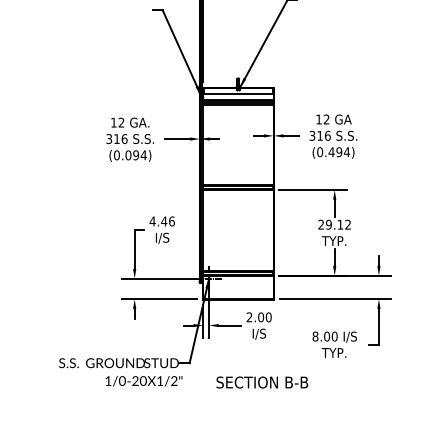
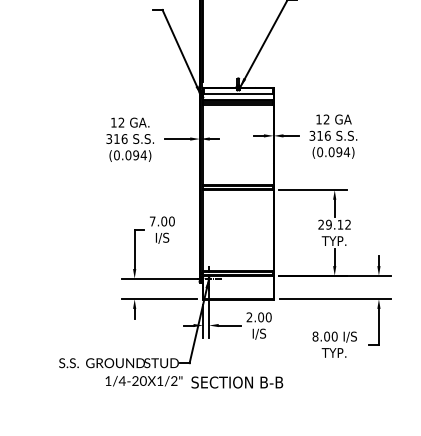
text: (0.494) -> (0.094) (331, 152)
text: 4.46 -> 7.00 (161, 221)
text: 1/0-20X1/2" -> 1/4-20X1/2" (121, 380)
text position: (262, 382) -> (237, 382) (237, 382)
